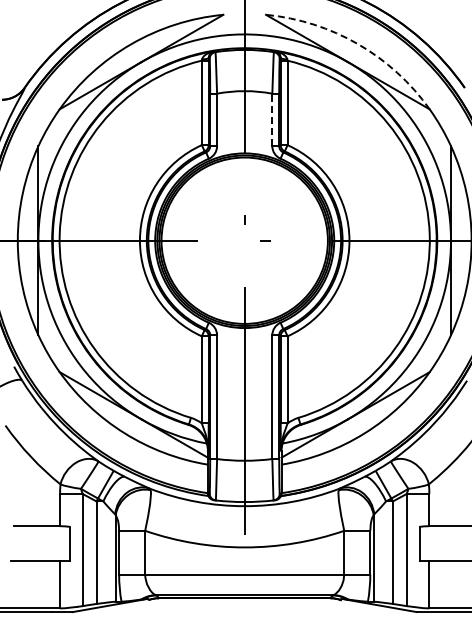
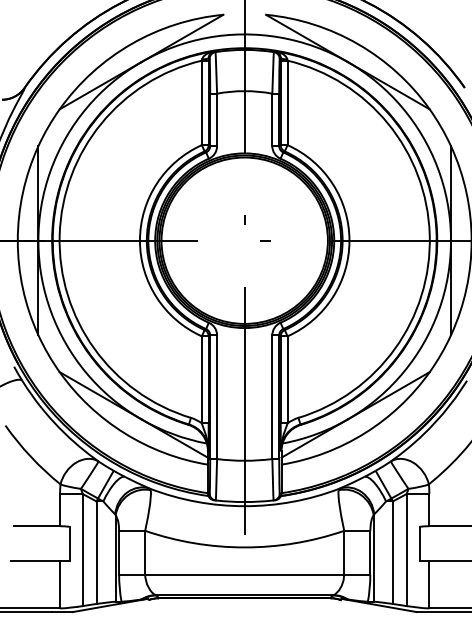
arc: dashed -> solid (358, 44)
line: dashed -> solid (272, 119)
